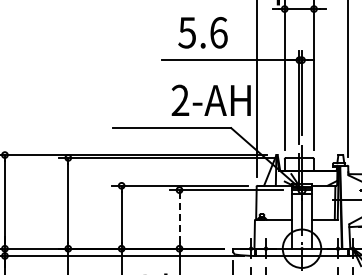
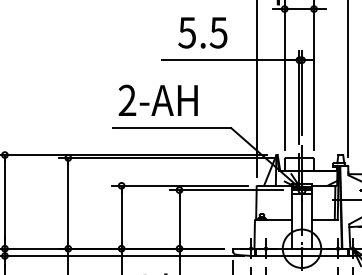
text: 5.6 -> 5.5 (218, 32)
text position: (210, 99) -> (157, 99) (157, 99)
line: dashed -> solid (179, 219)
